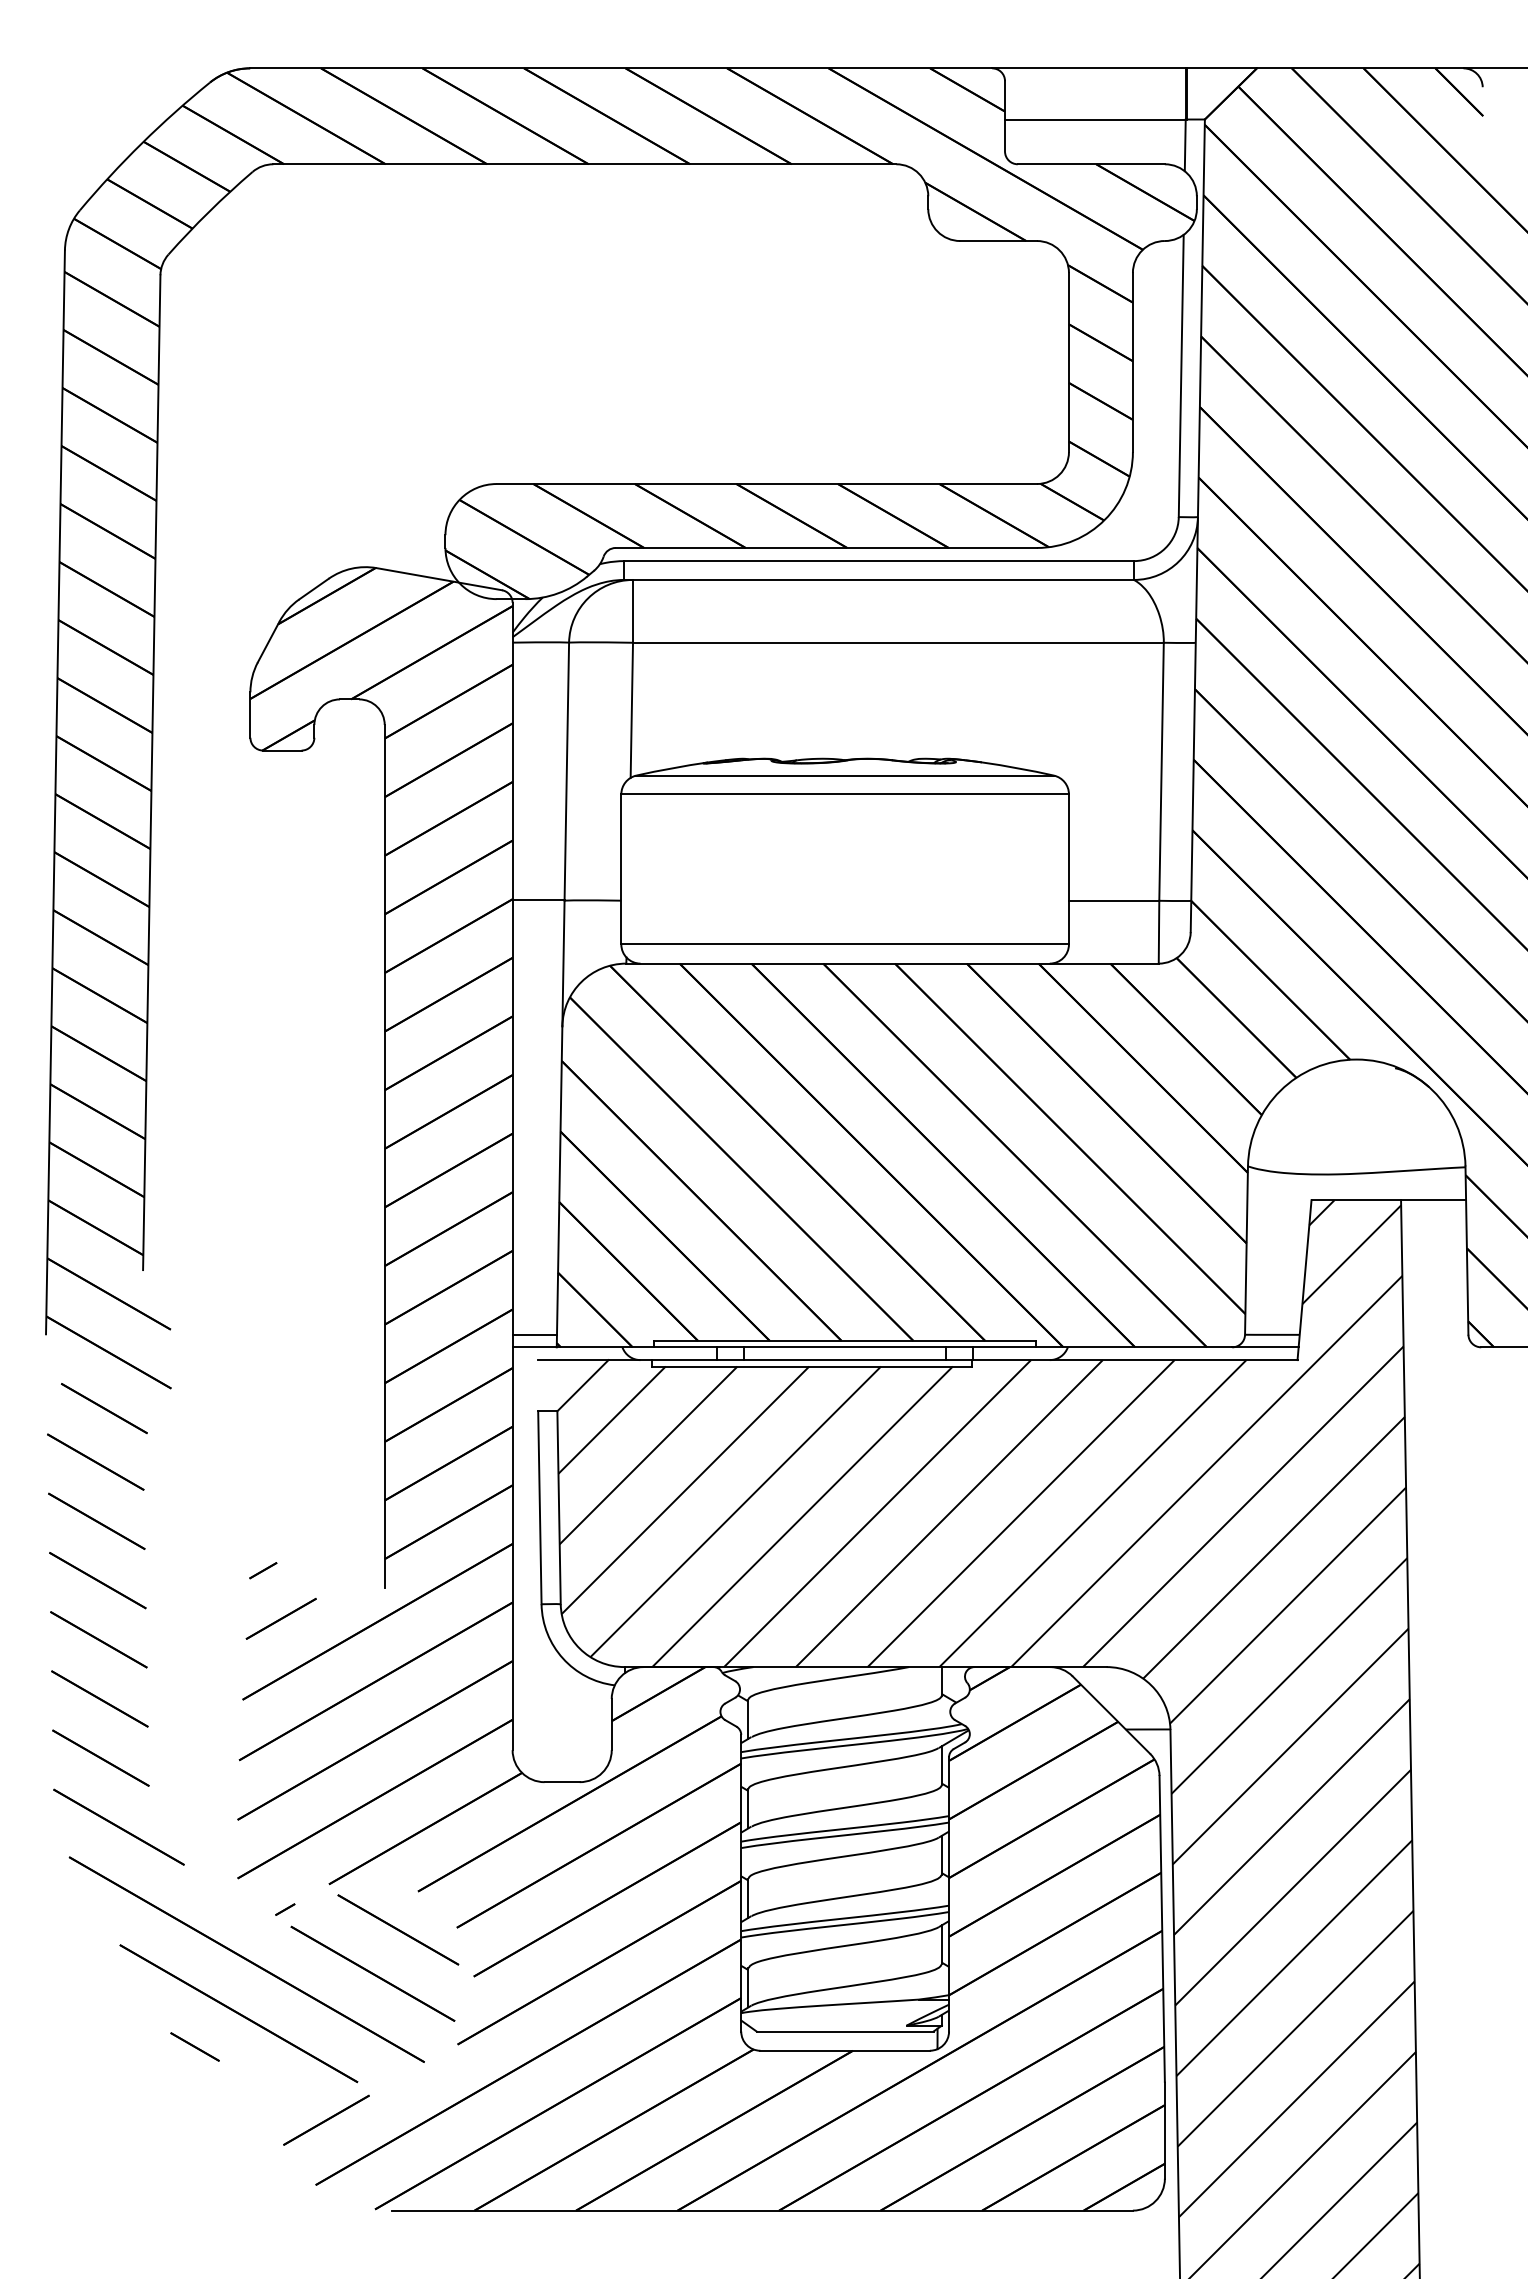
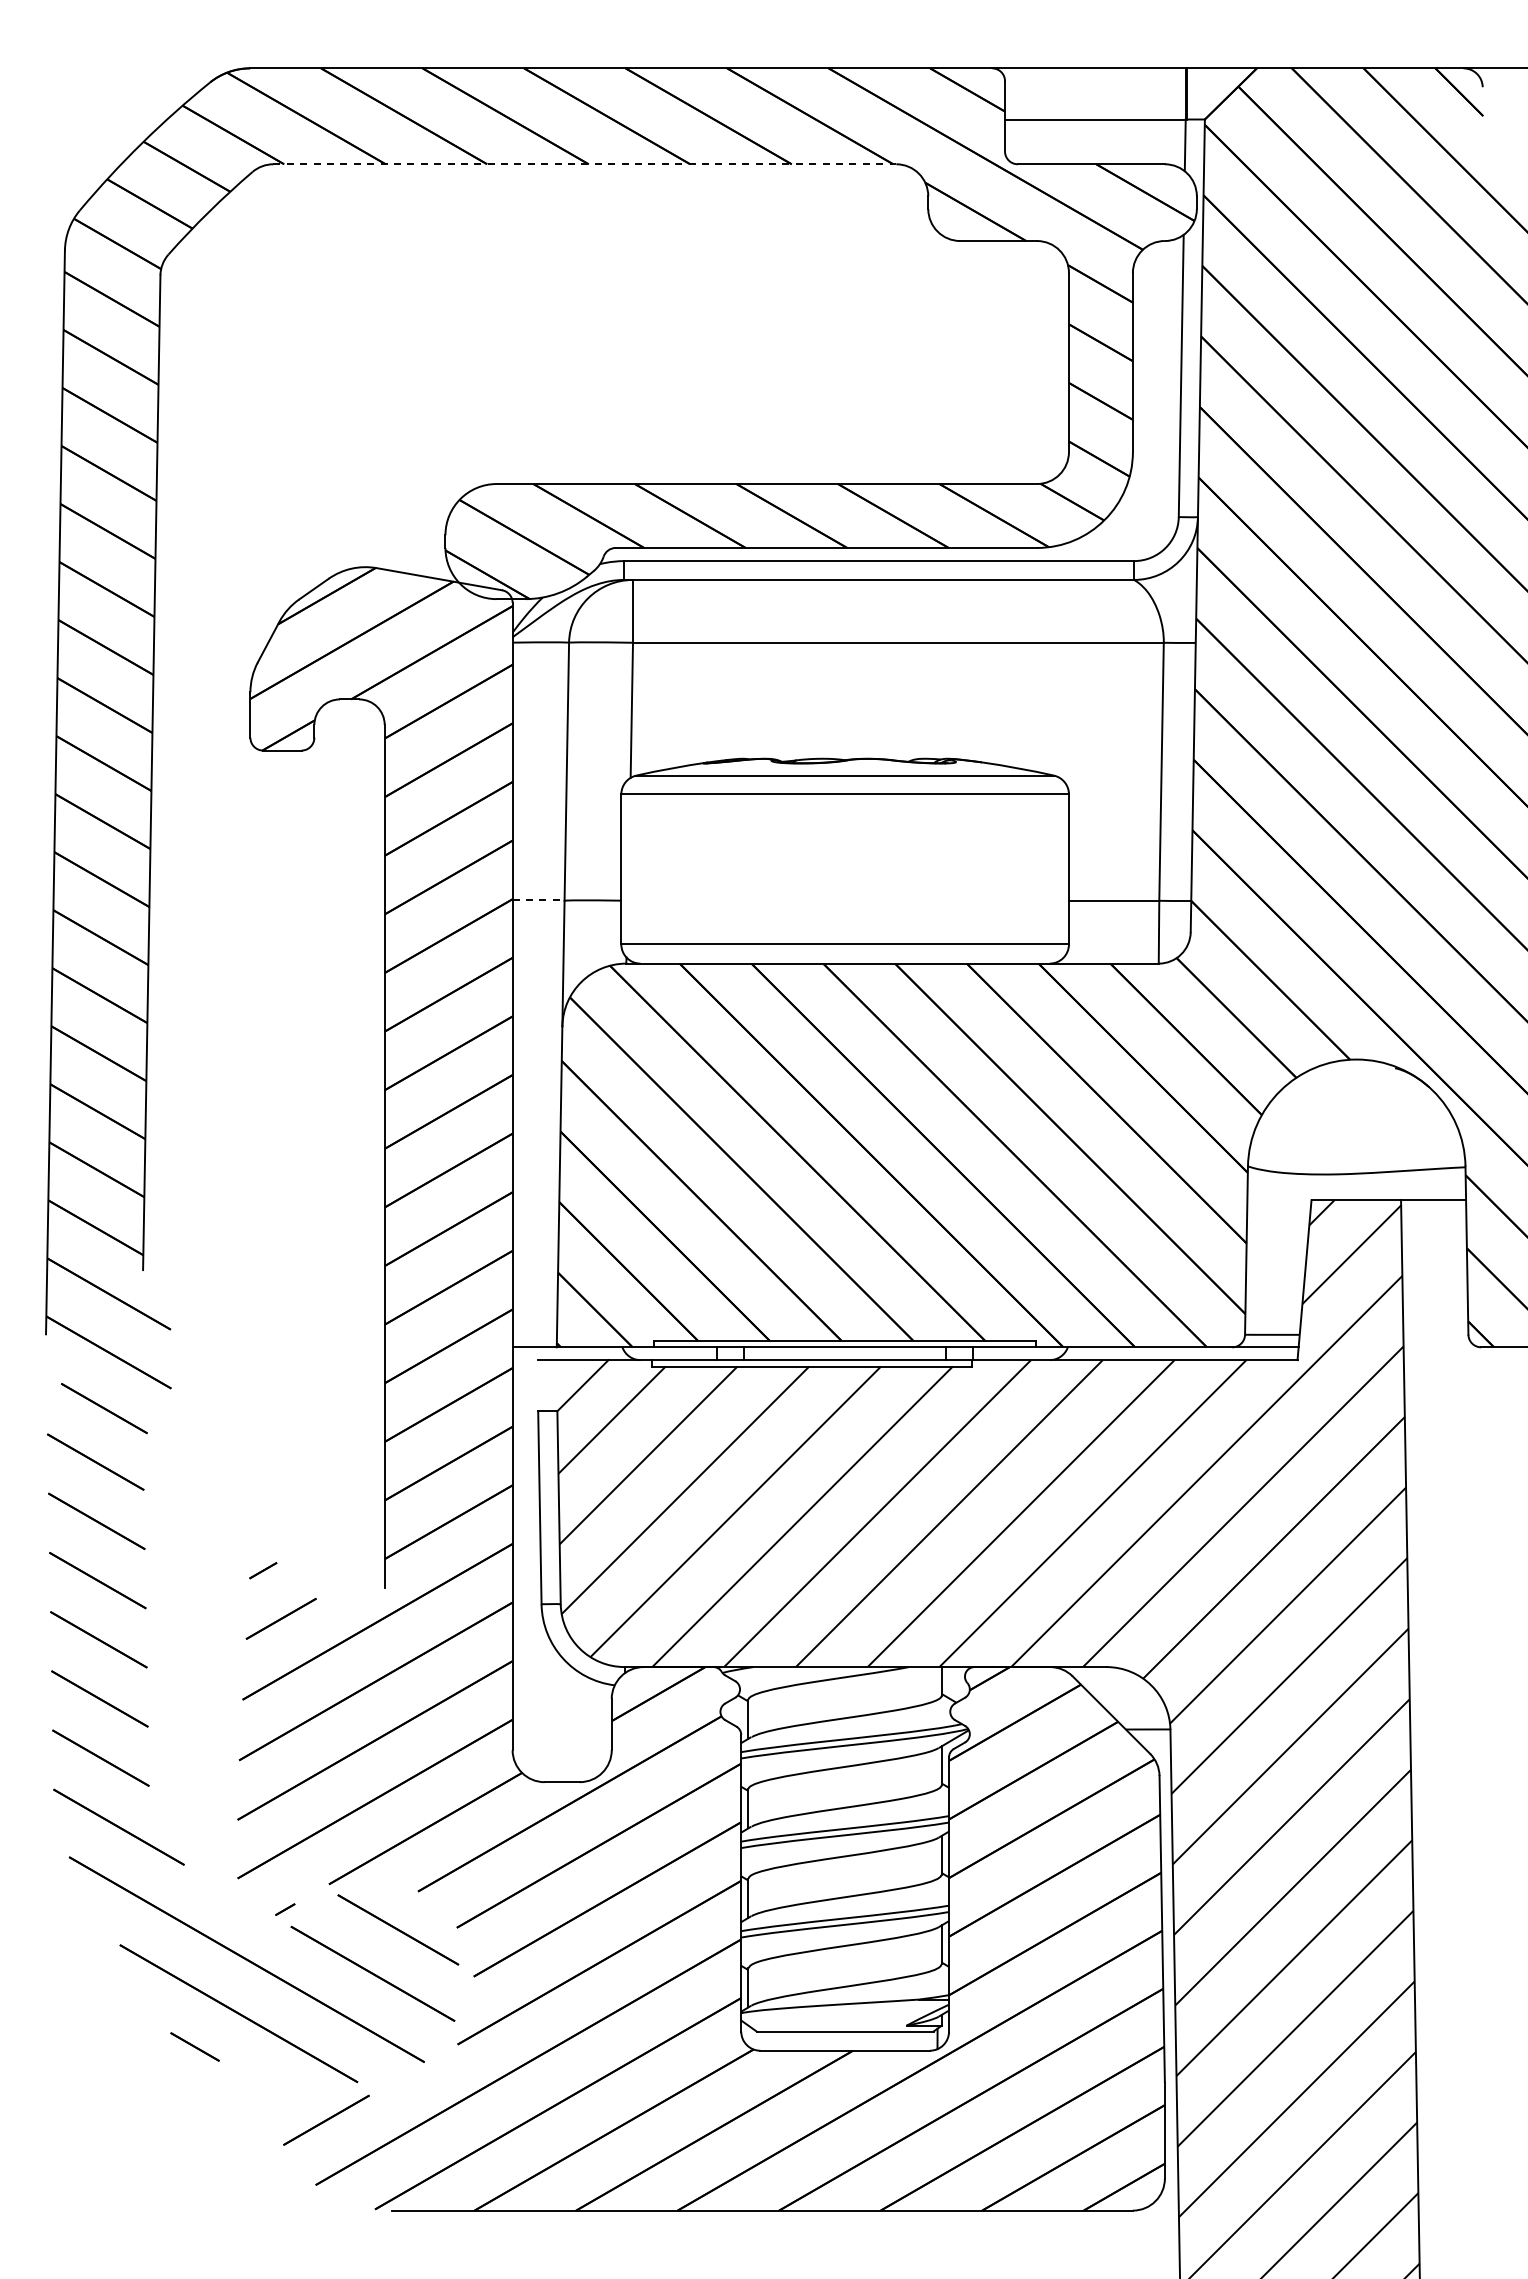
line: solid -> dashed (585, 164)
line: solid -> dashed (538, 899)
line: present -> none (534, 1334)
